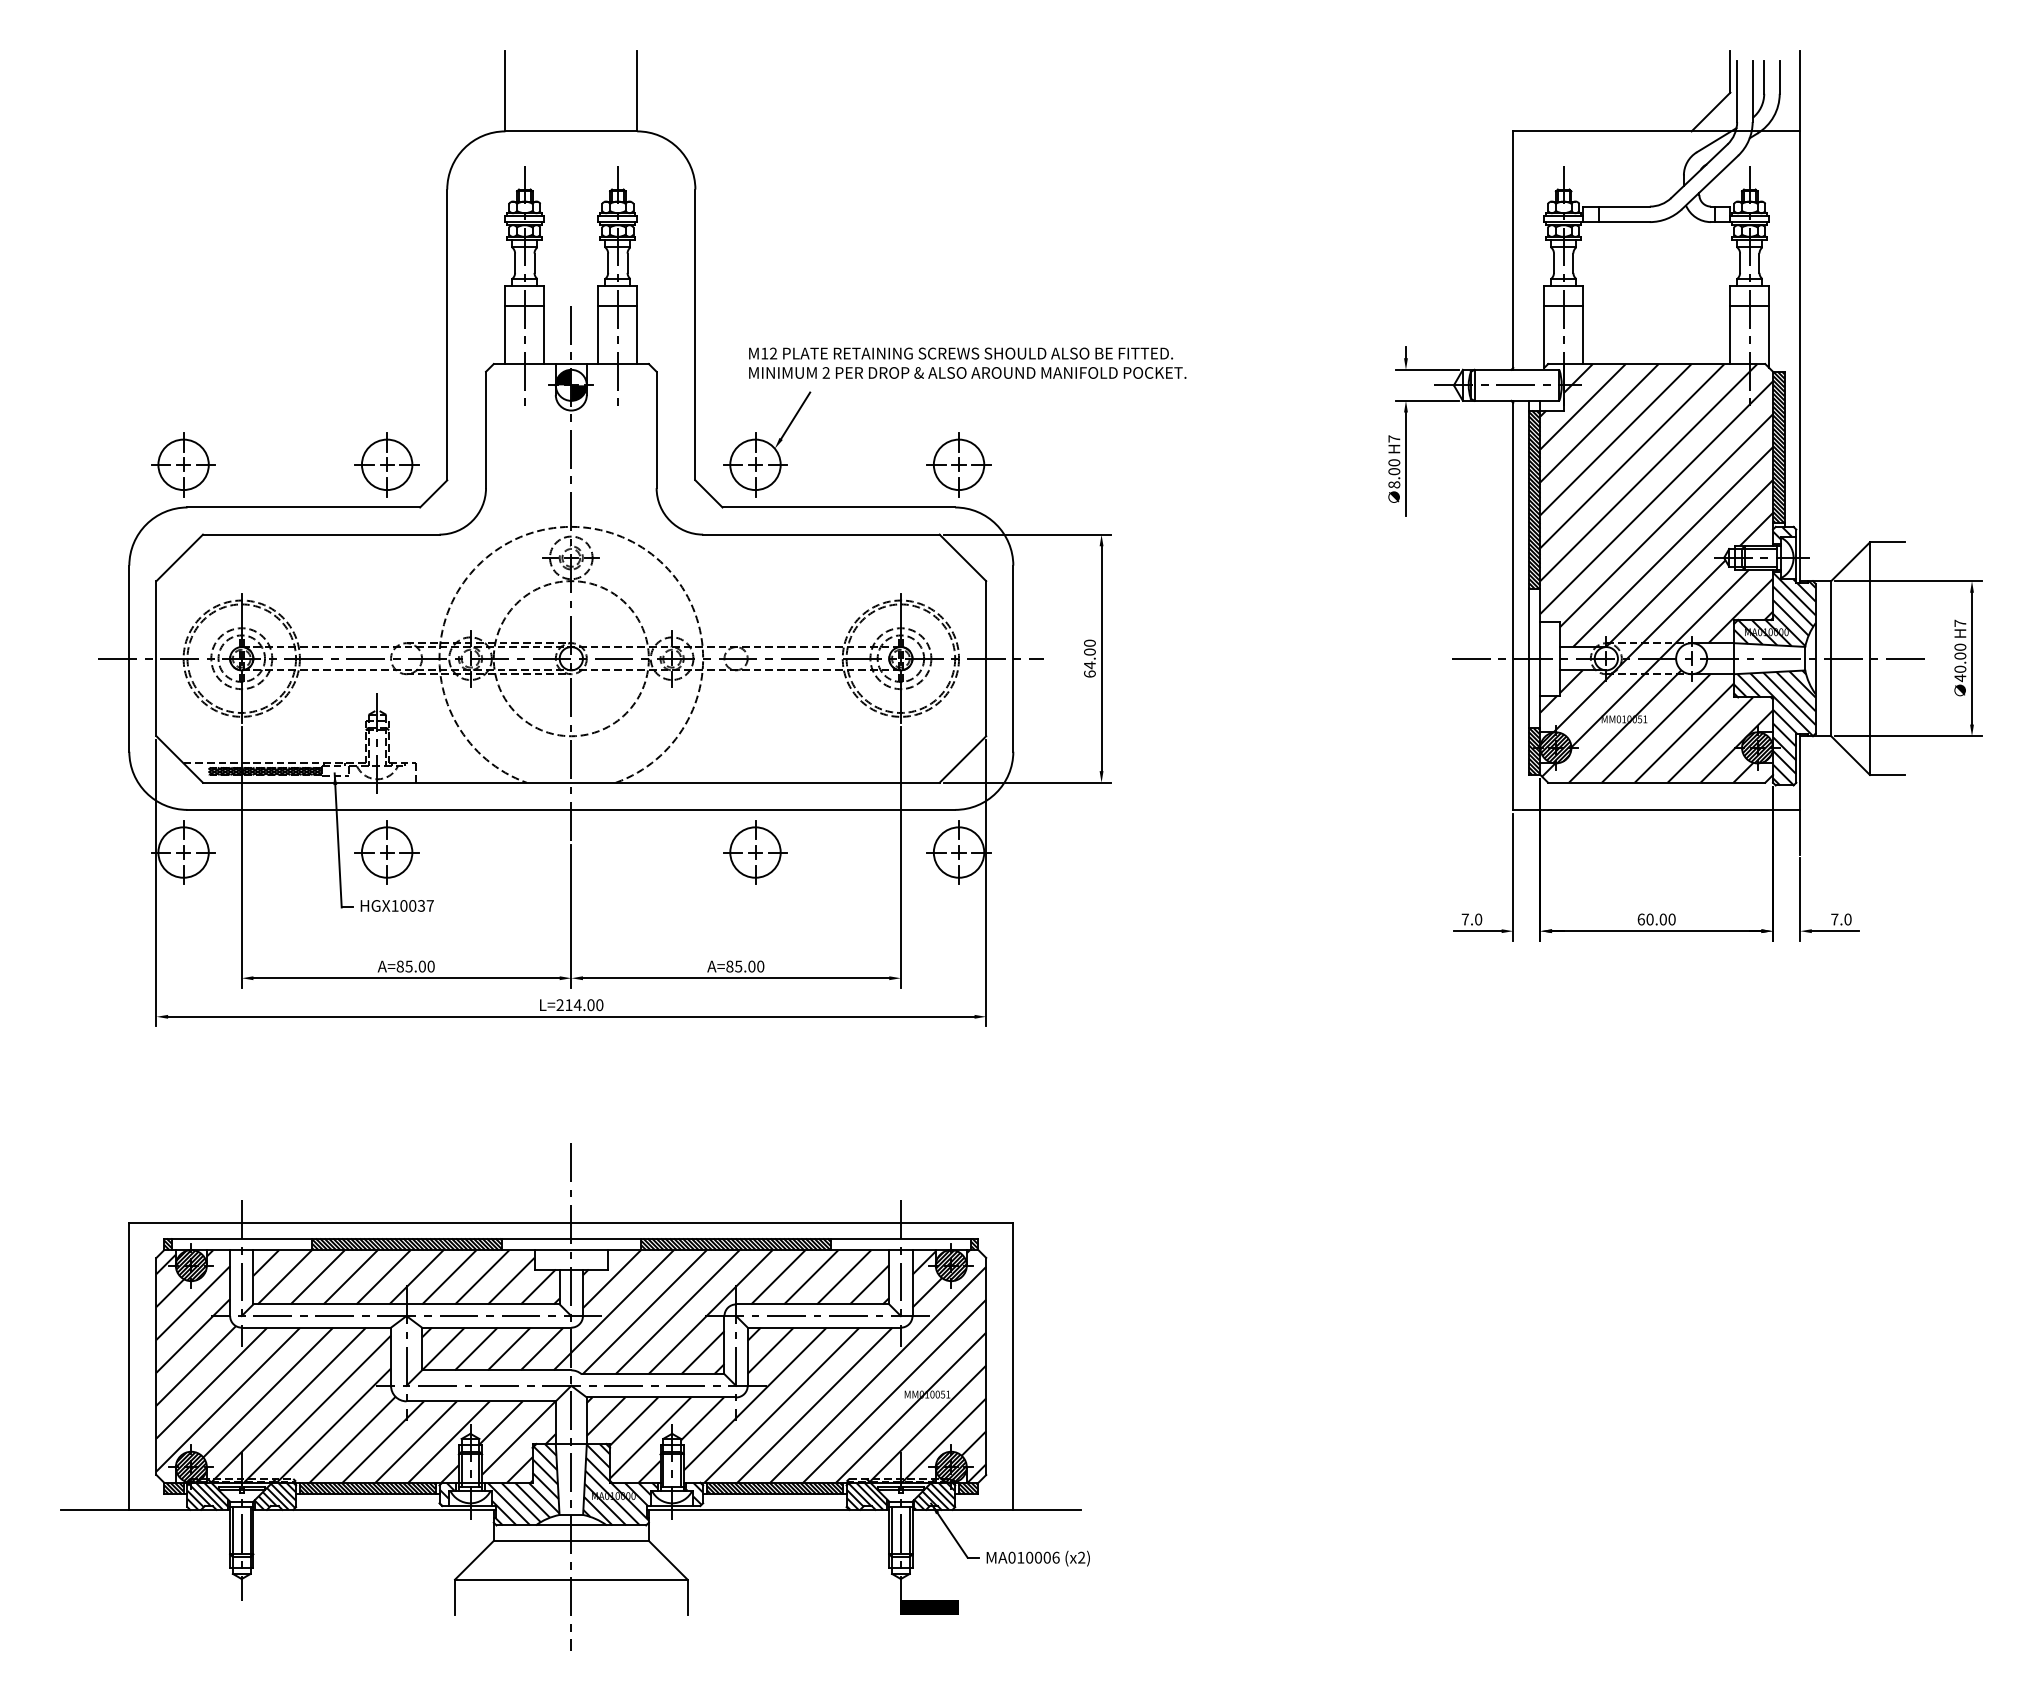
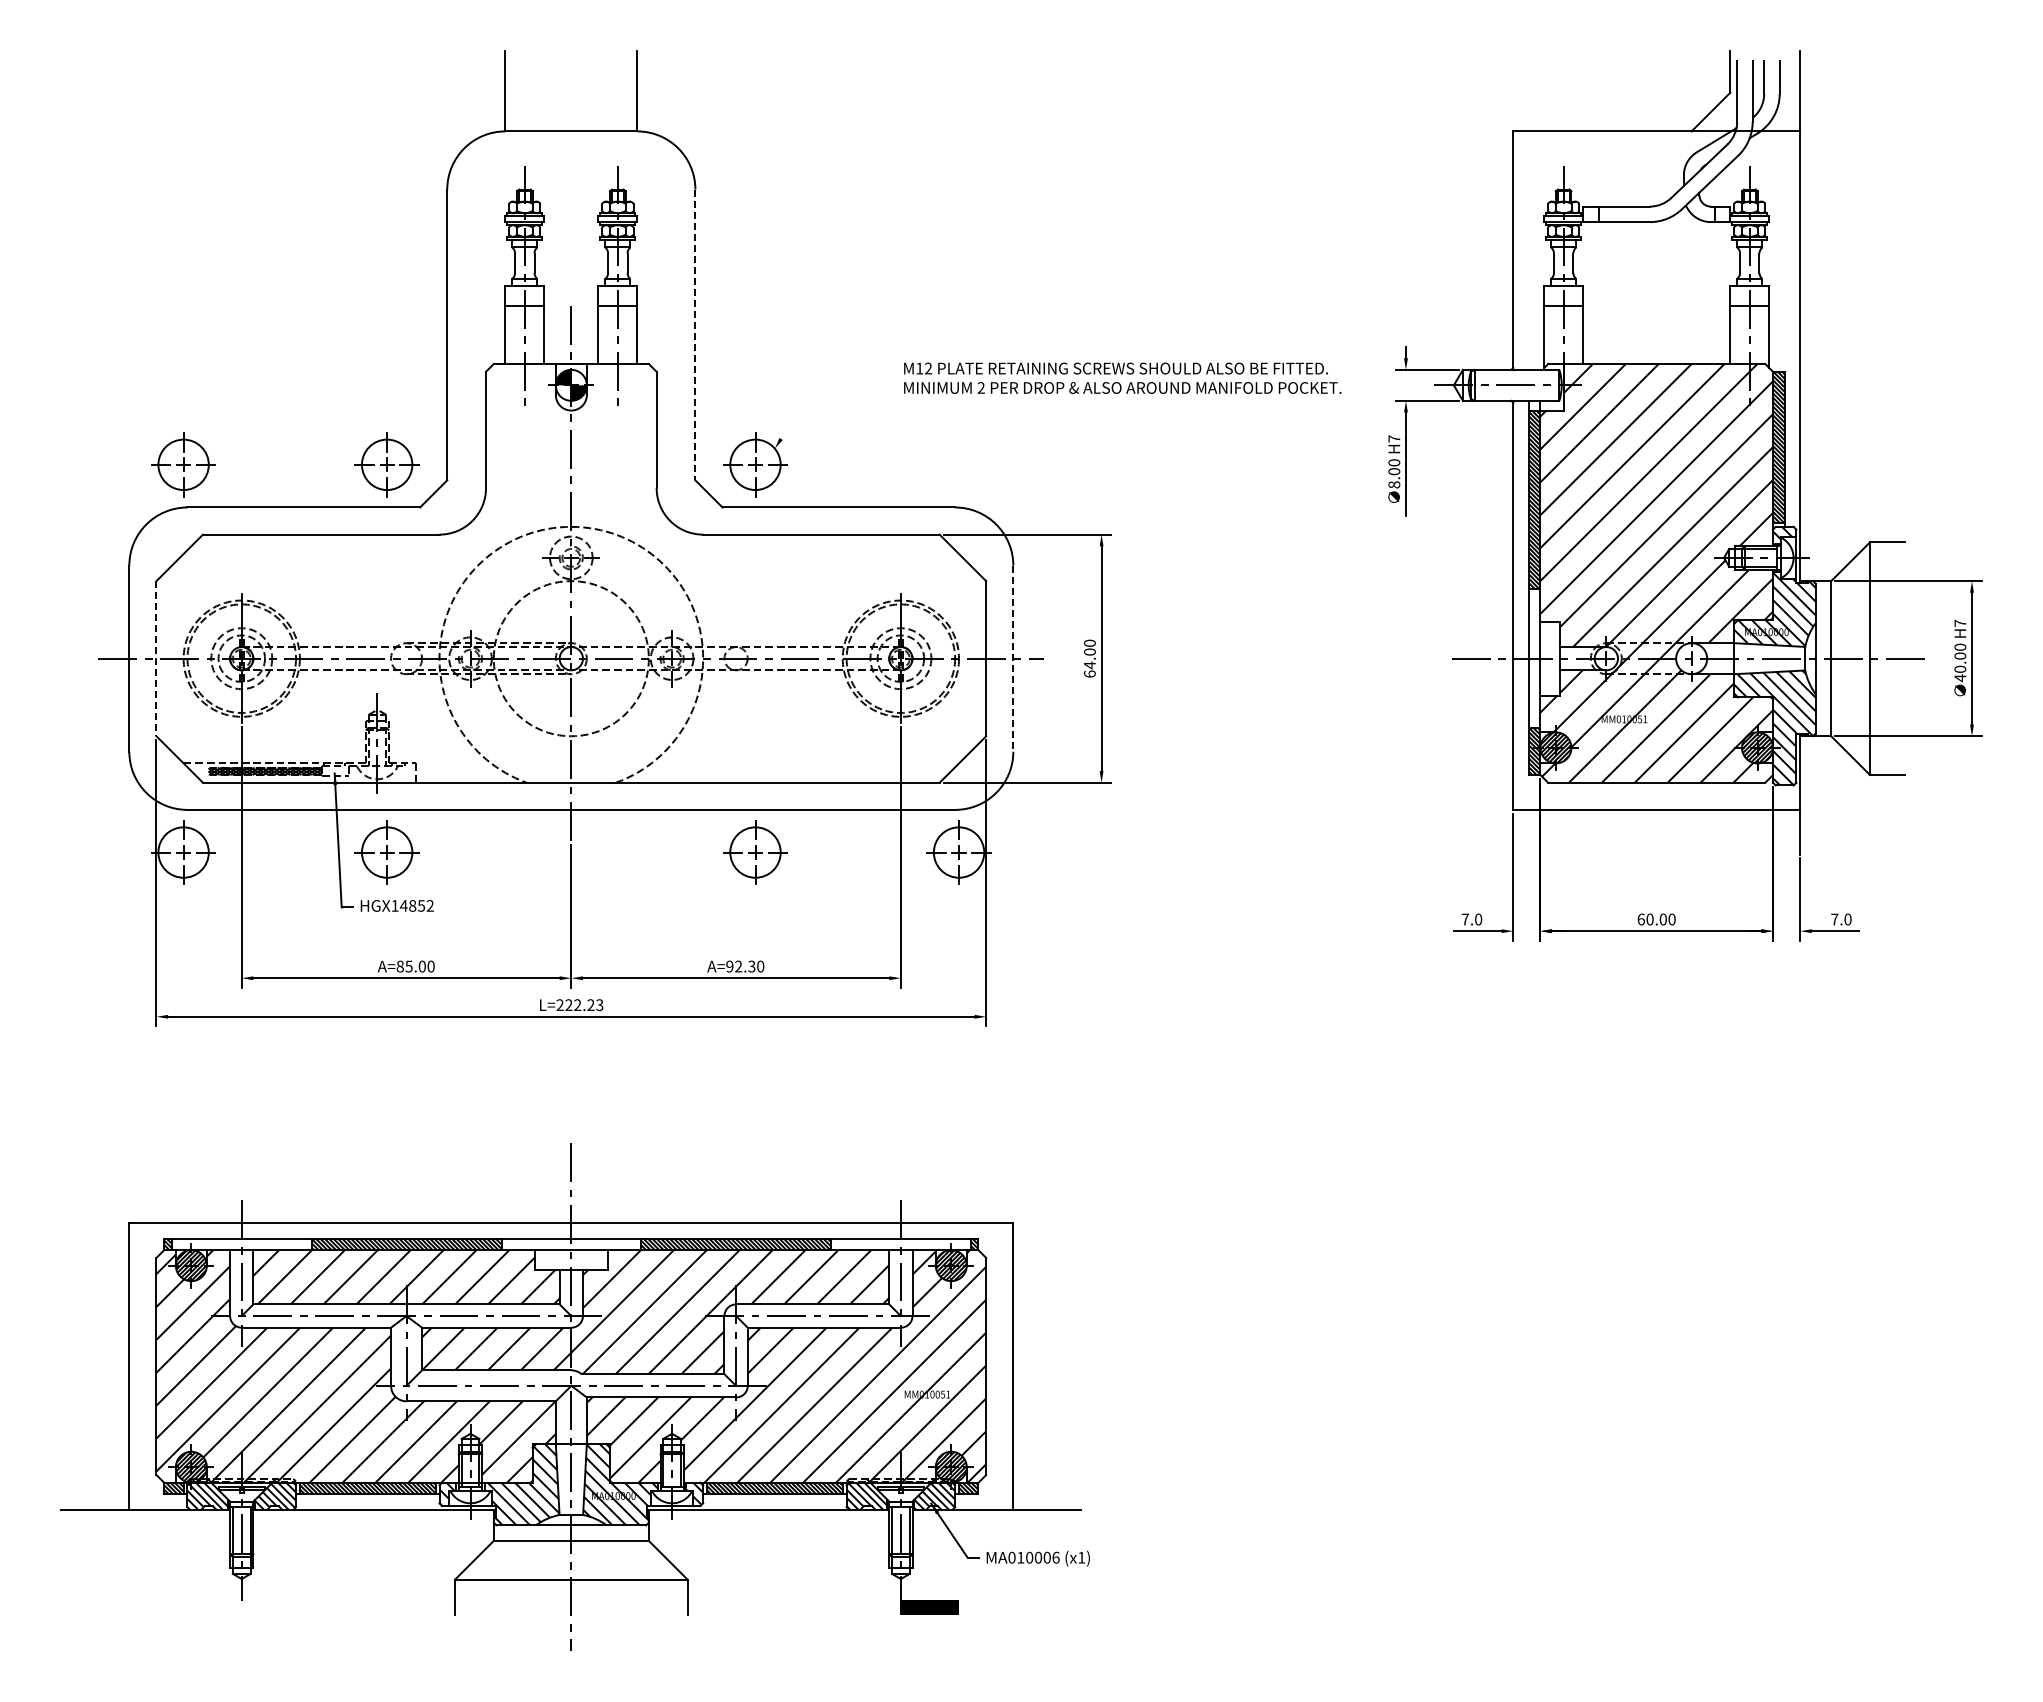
line: solid -> dashed (695, 335)
text position: (967, 362) -> (1122, 377) (1122, 377)
line: present -> none (795, 415)
part: present -> none (958, 464)
line: solid -> dashed (156, 658)
line: solid -> dashed (1013, 659)
text: HGX10037 -> HGX14852 (416, 905)
text: A=85.00 -> A=92.30 (740, 966)
text: L=214.00 -> L=222.23 (584, 1005)
text: (x2) -> (x1) (1081, 1557)
